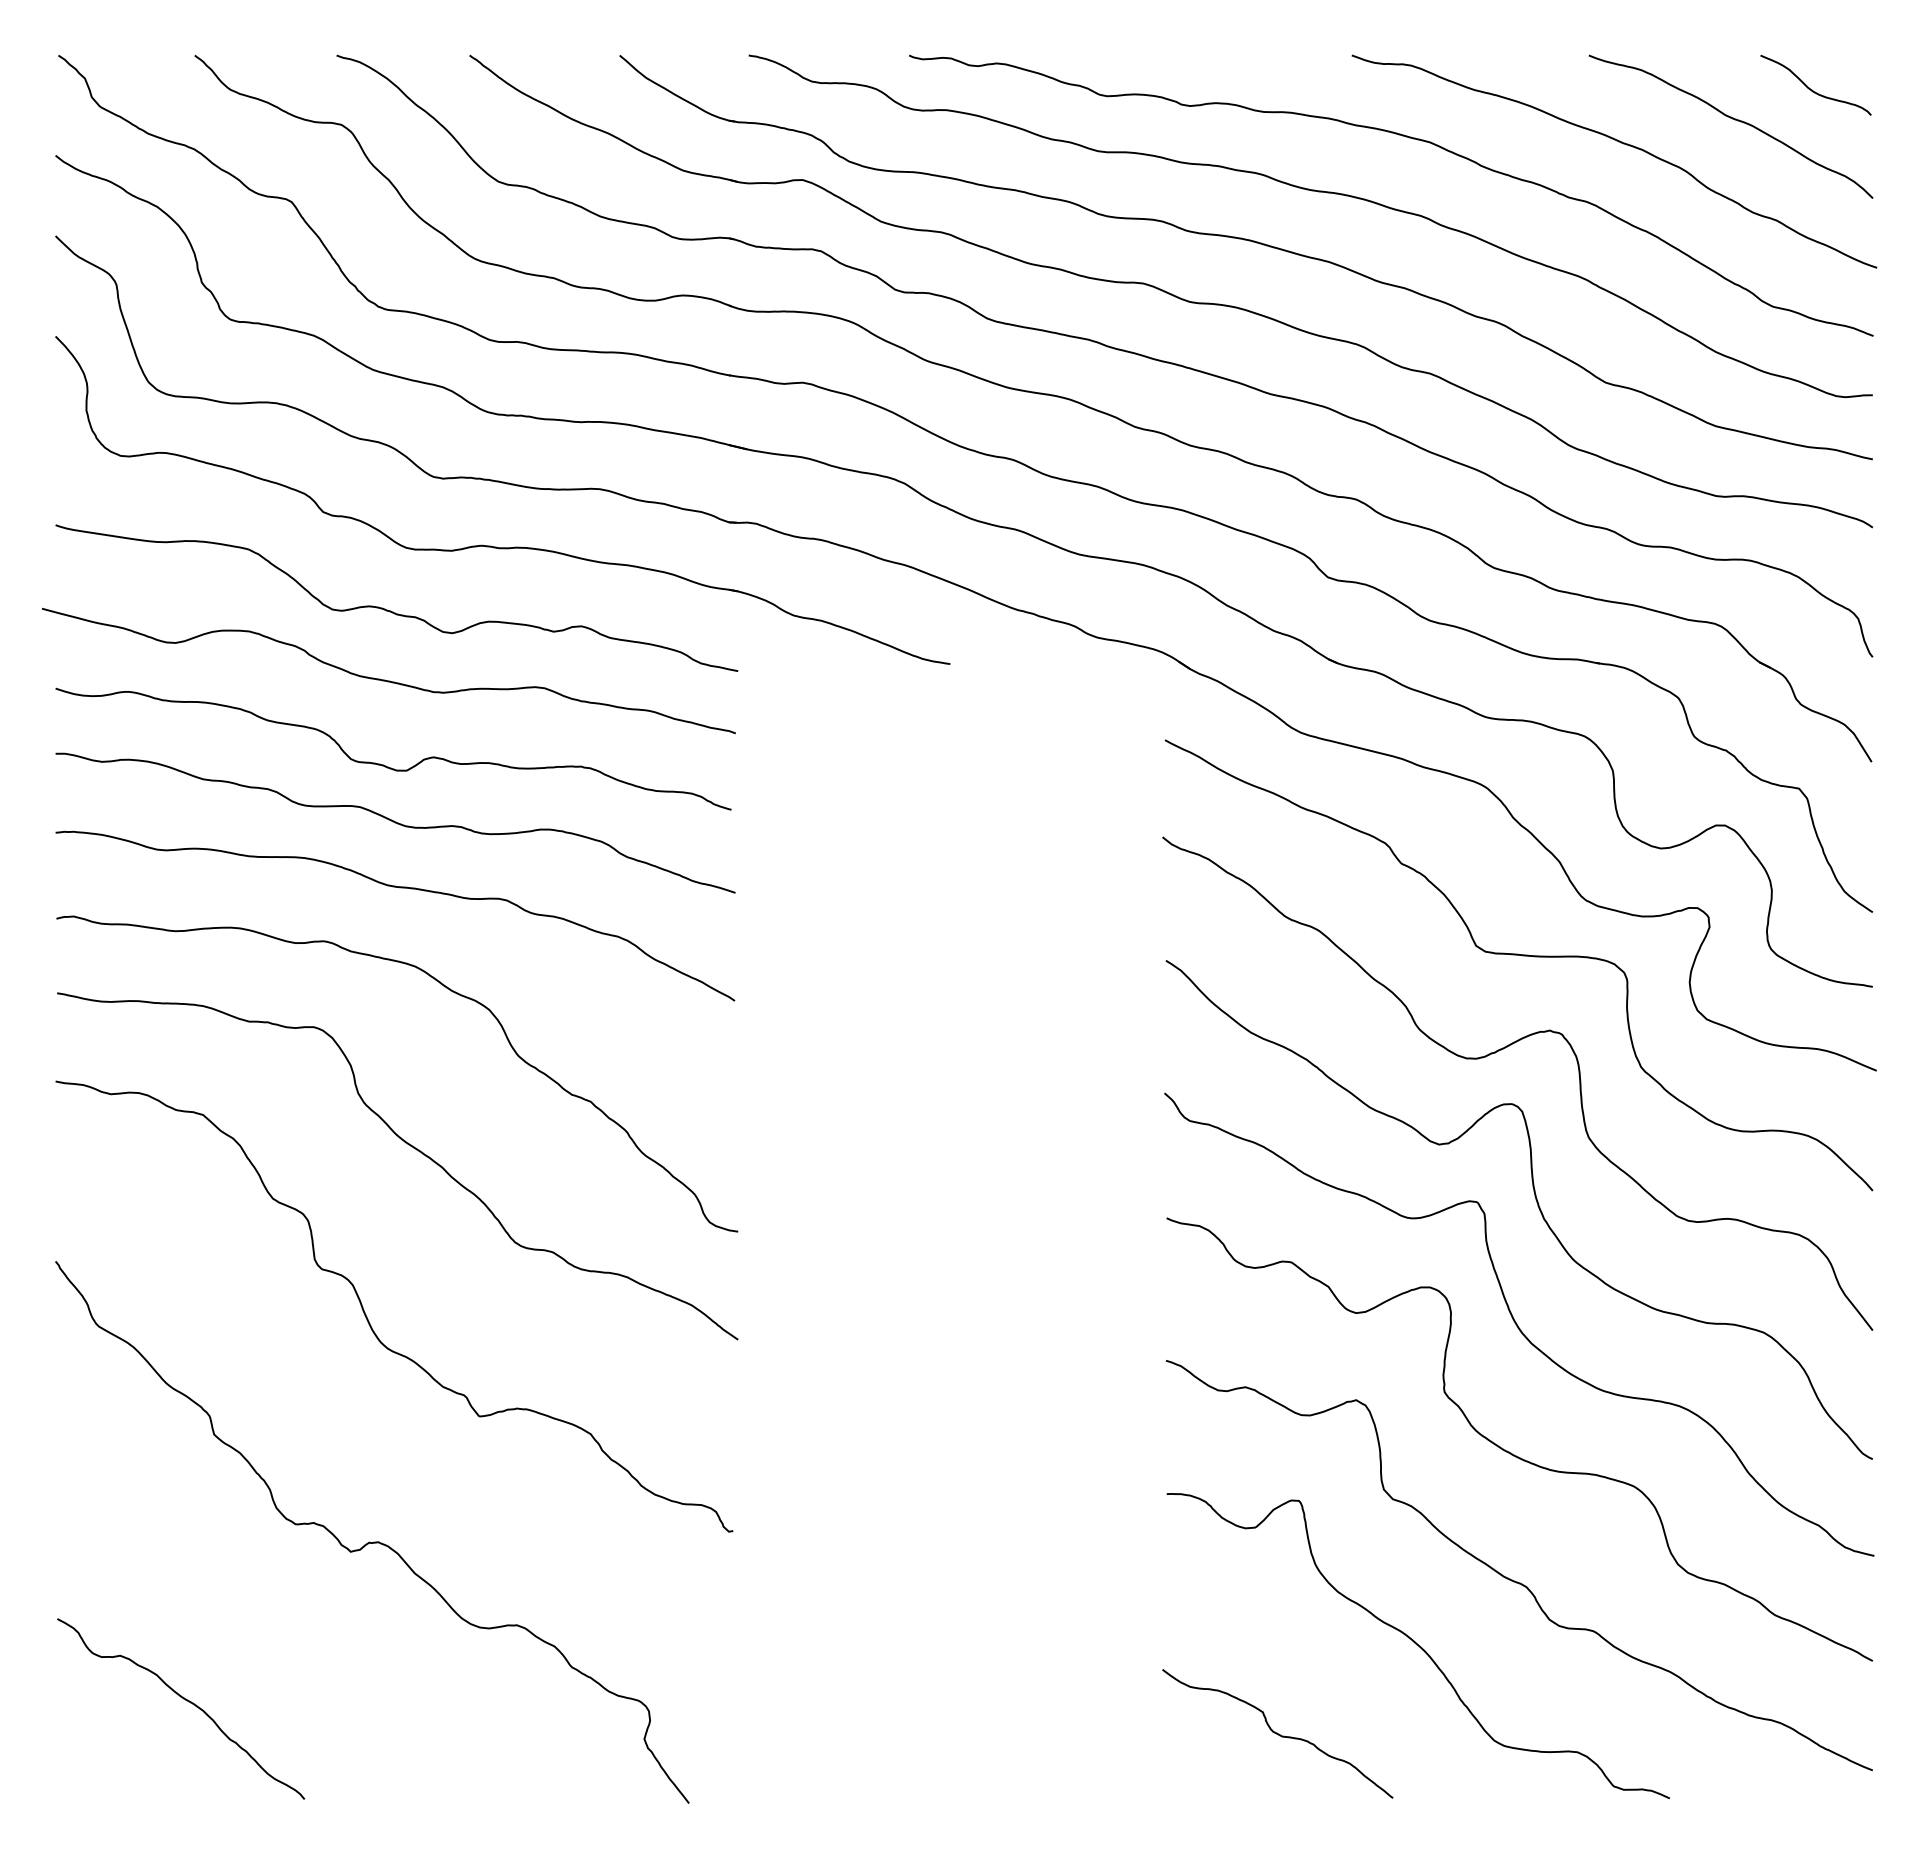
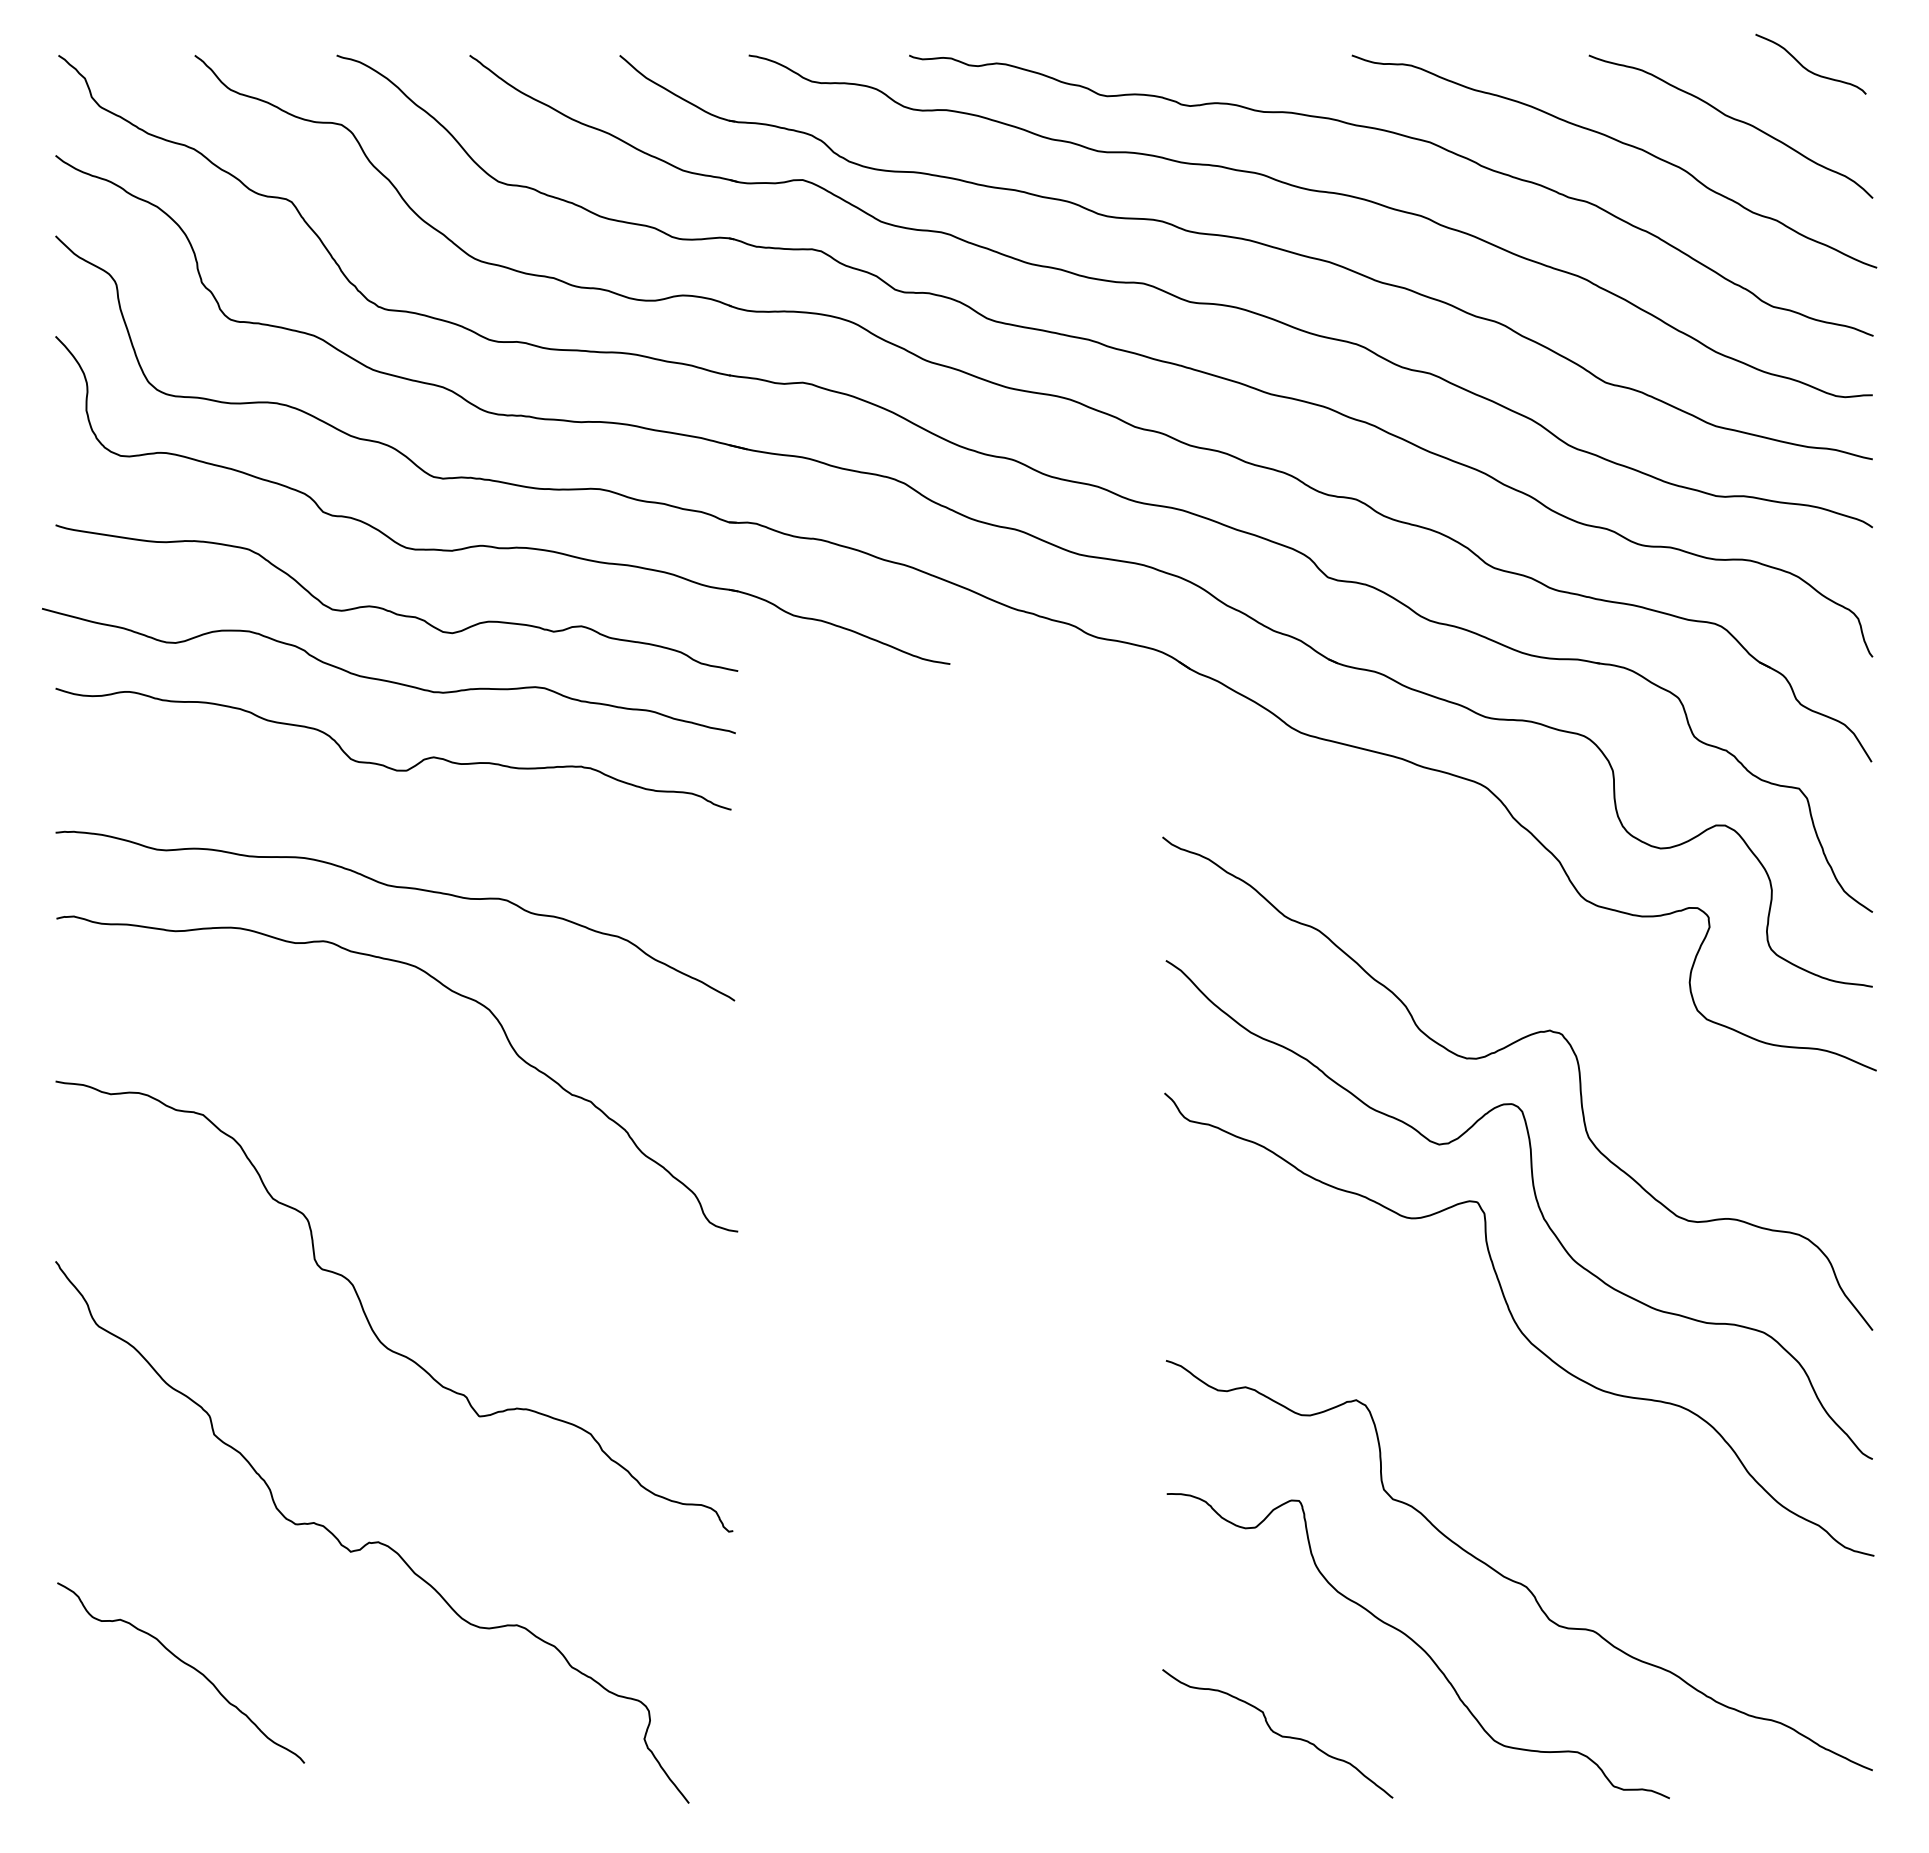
curve position: (1812, 89) -> (1807, 68) (1807, 68)
curve: present -> none (395, 822)
curve: present -> none (1522, 956)
curve: present -> none (408, 1145)
curve: present -> none (1509, 1451)
curve position: (185, 1700) -> (185, 1664) (185, 1664)
